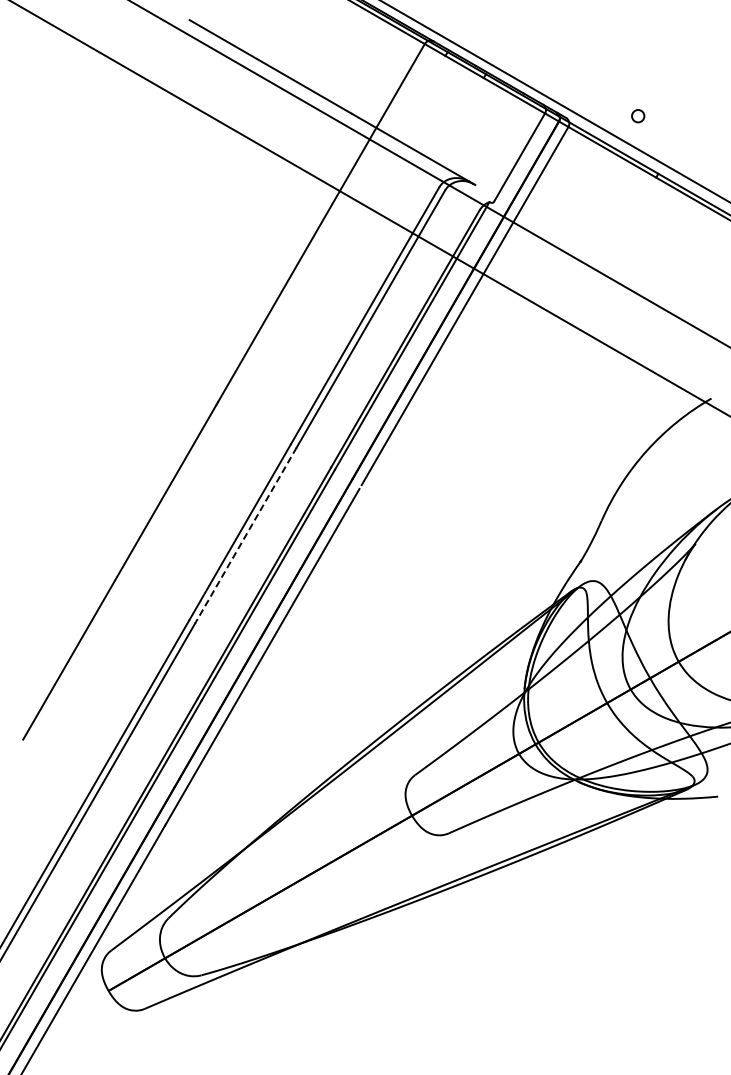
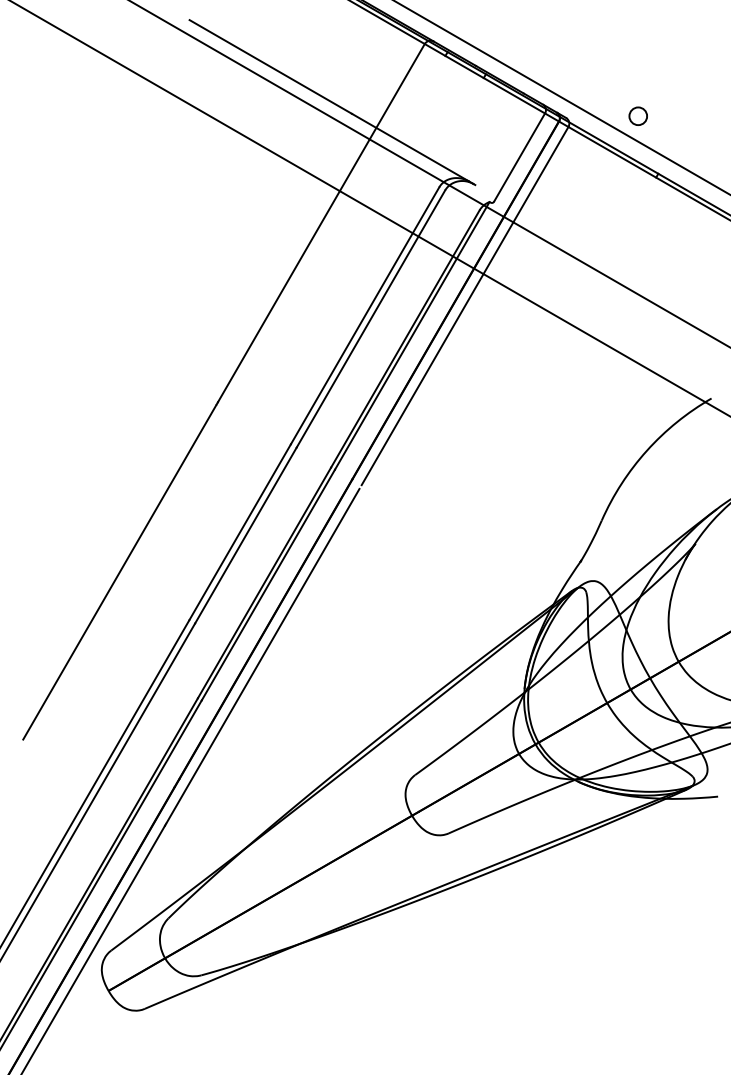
line position: (554, 101) -> (561, 97) (561, 97)
circle size: 15x15 px -> 20x20 px (637, 115)
line: dashed -> solid (245, 535)
